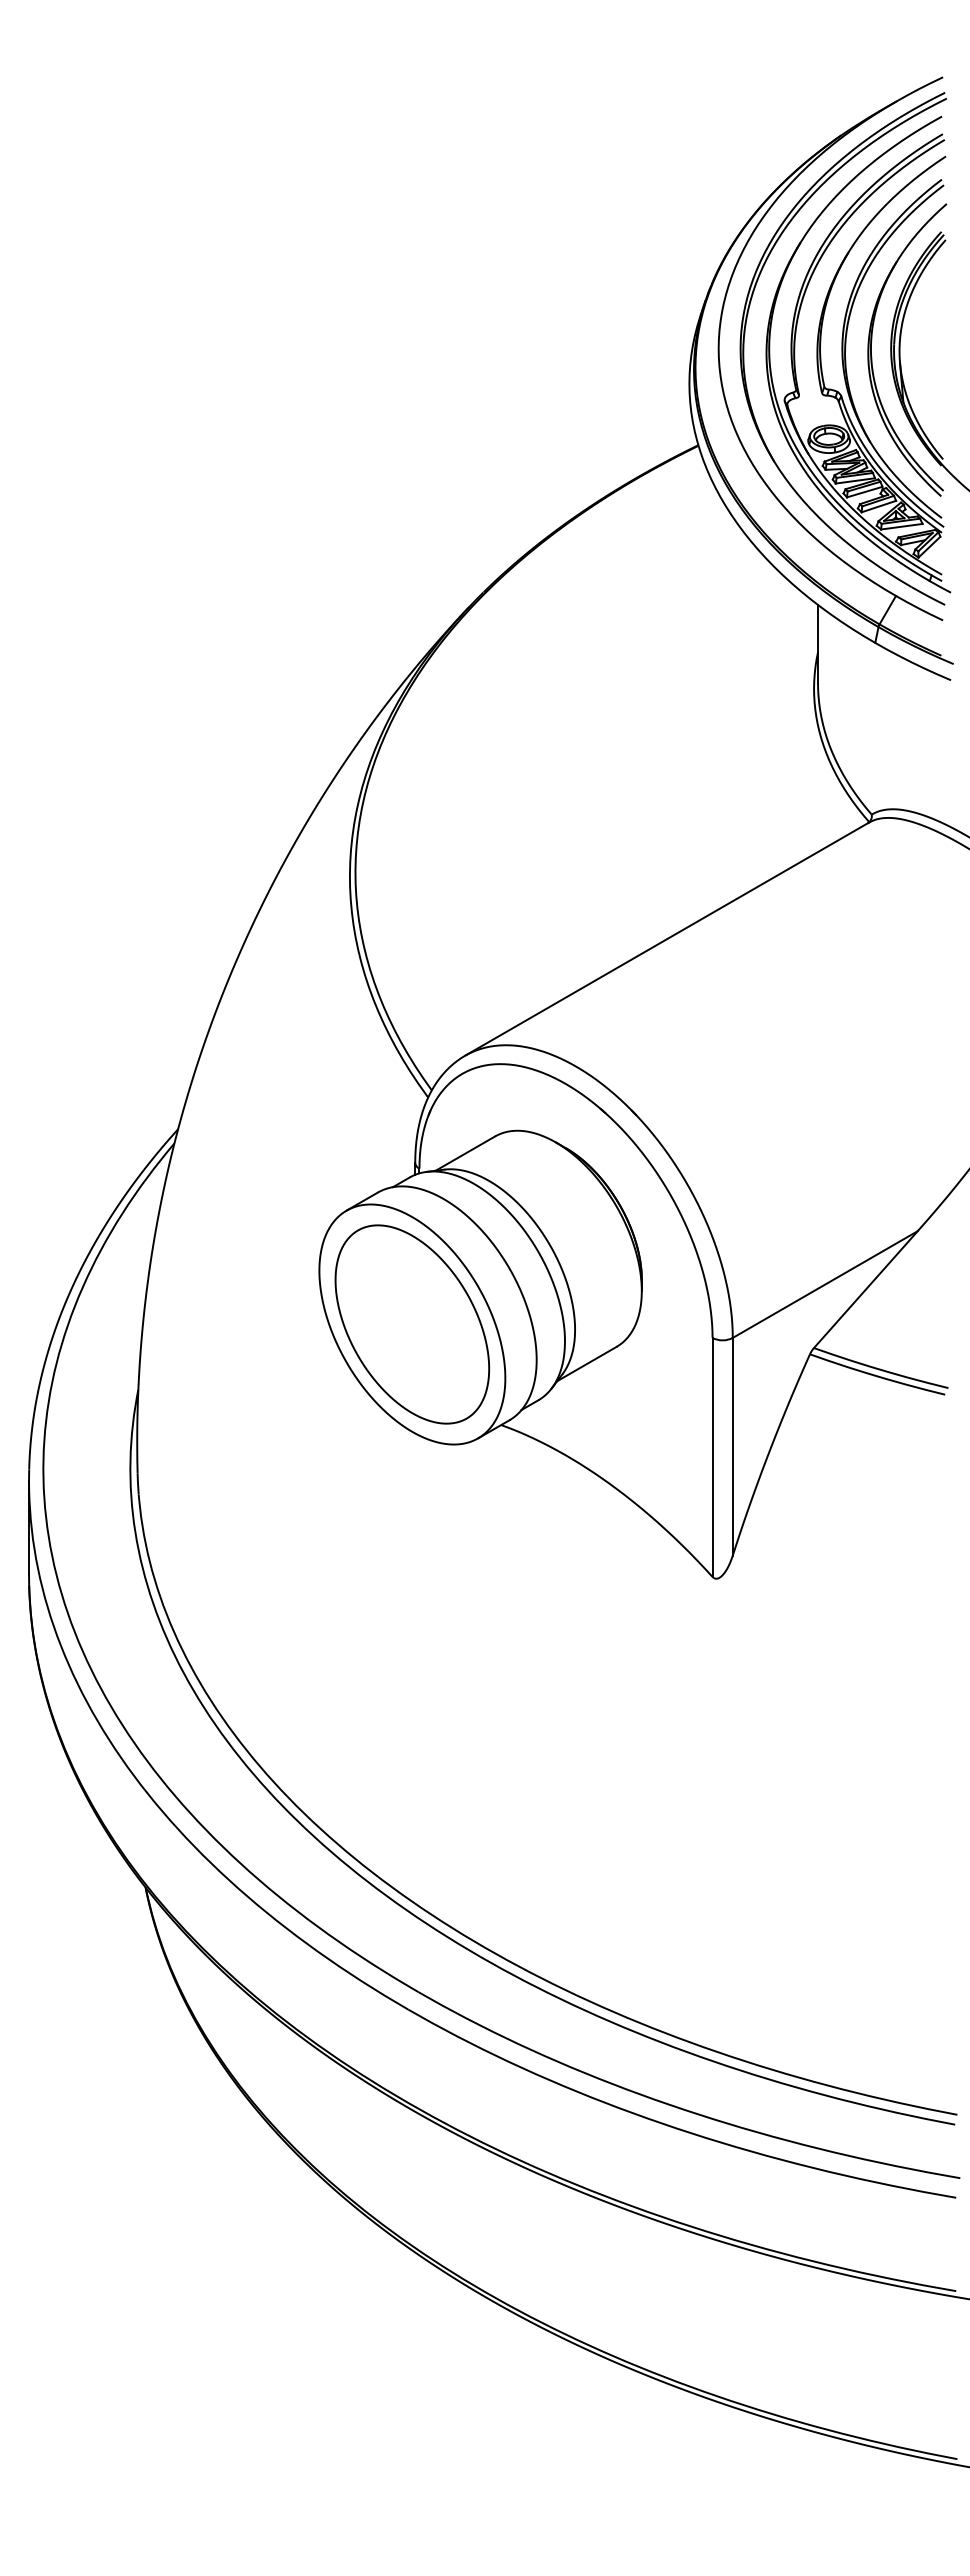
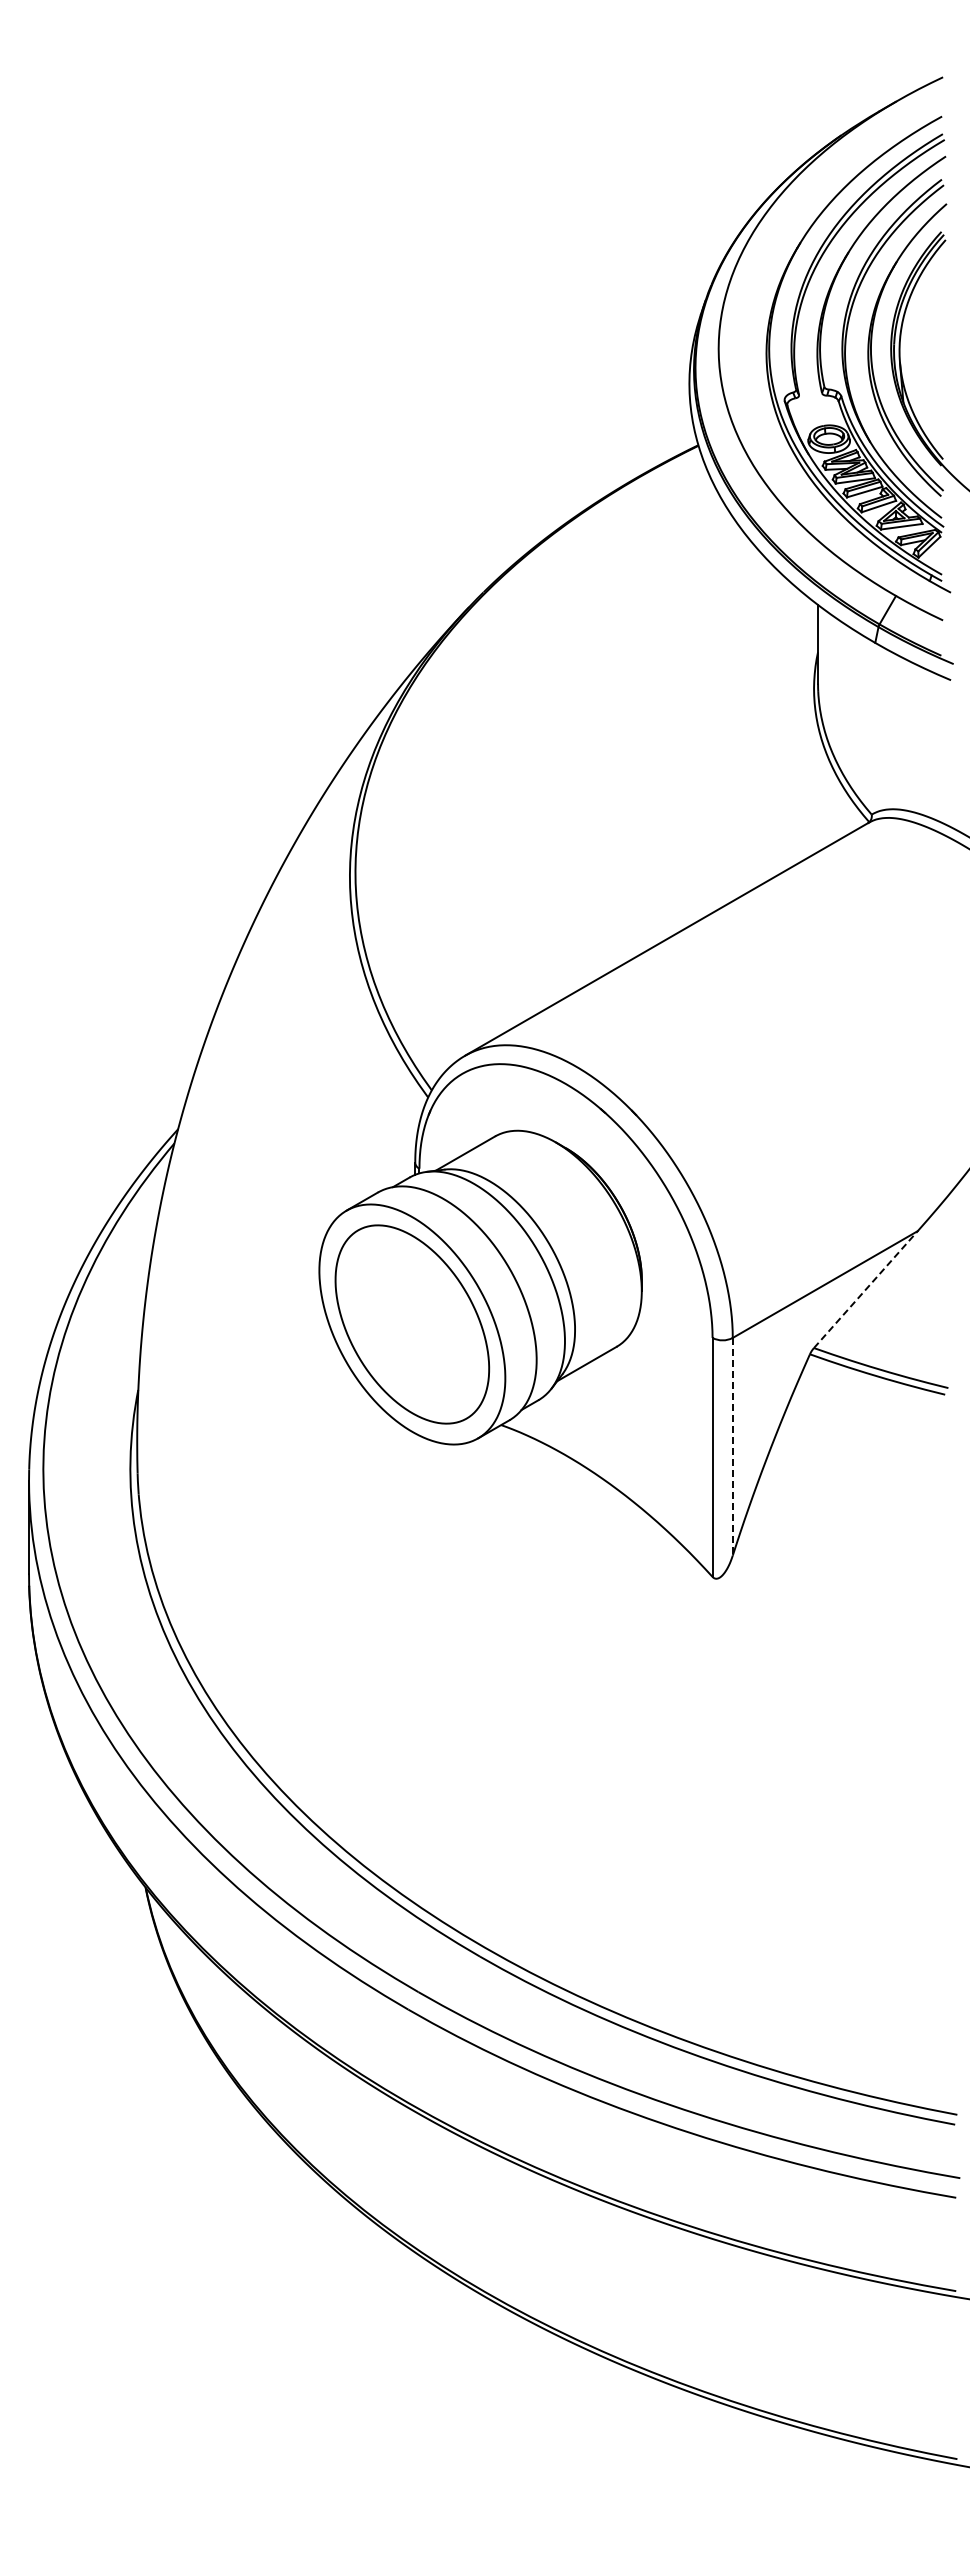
part: present -> none (744, 348)
line: solid -> dashed (866, 1289)
line: solid -> dashed (732, 1446)
